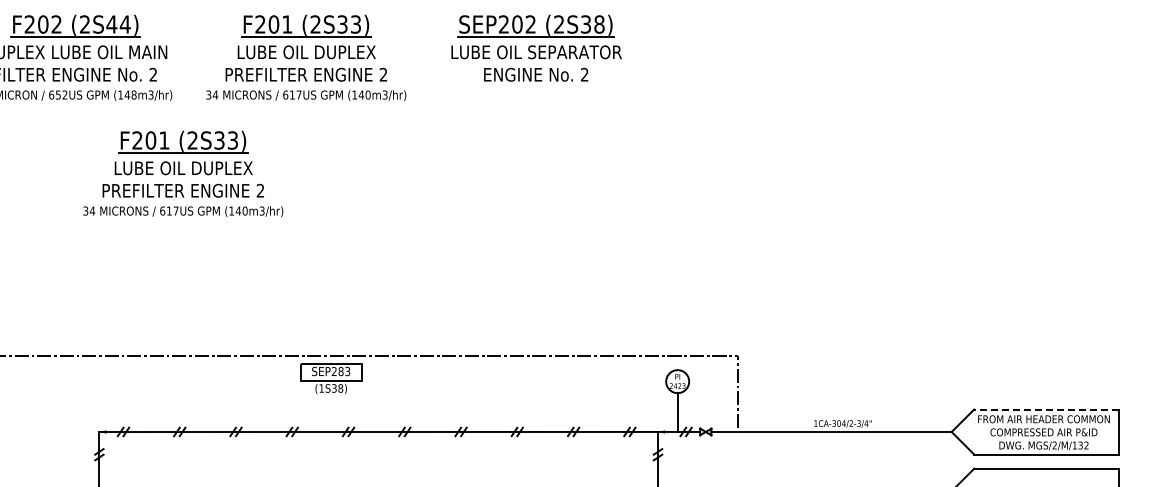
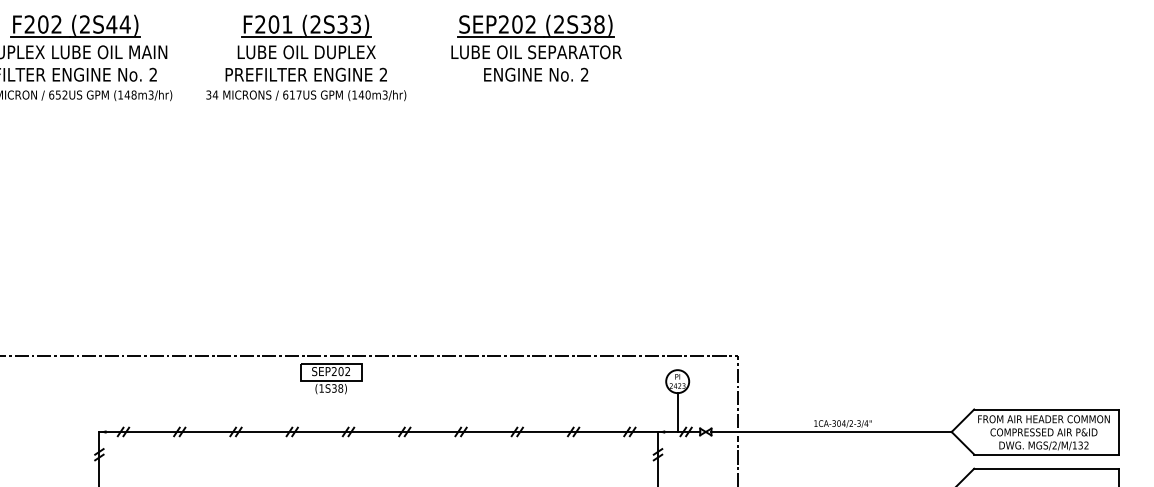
part: present -> none (183, 173)
text: SEP283 -> SEP202 (344, 371)
line: dashed -> solid (1046, 409)
line: none -> present (737, 459)
